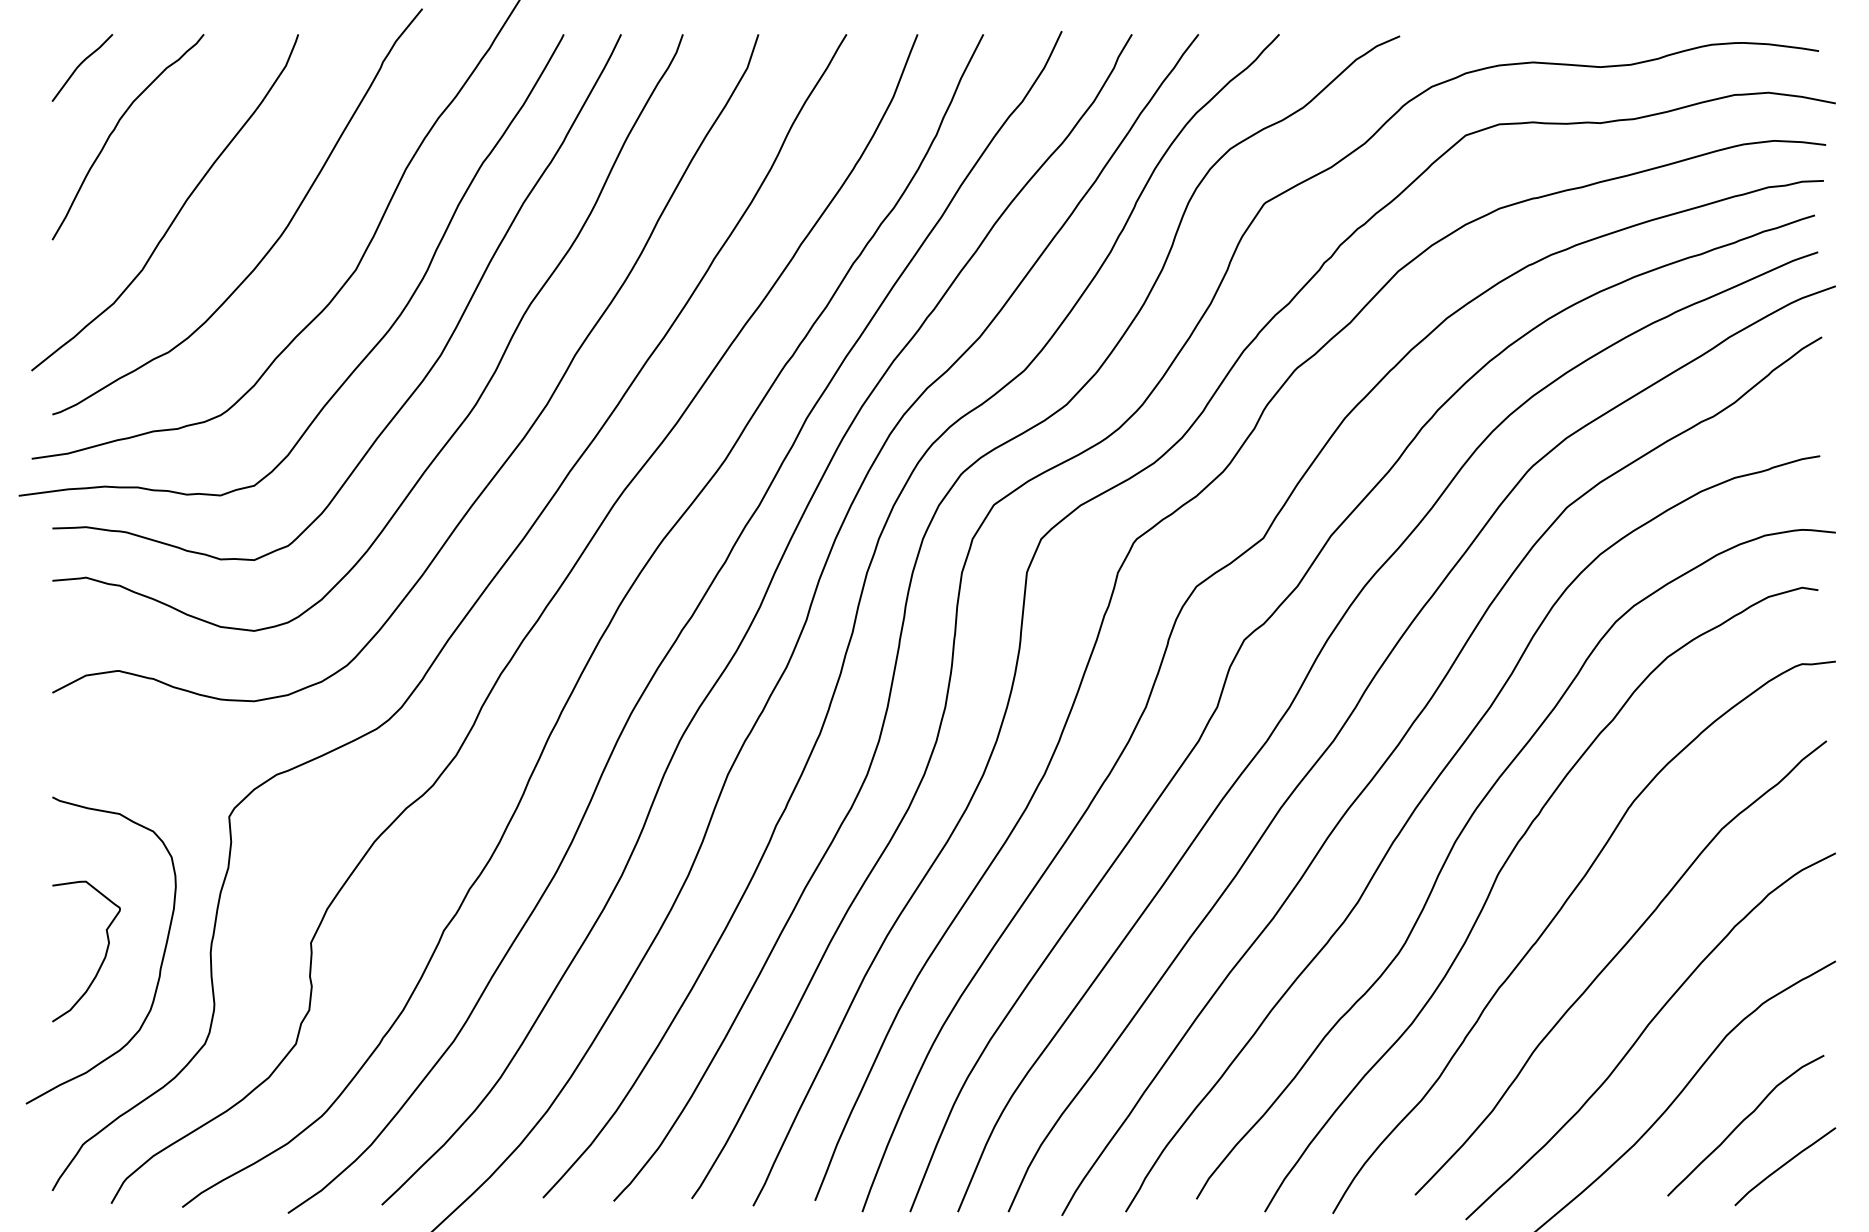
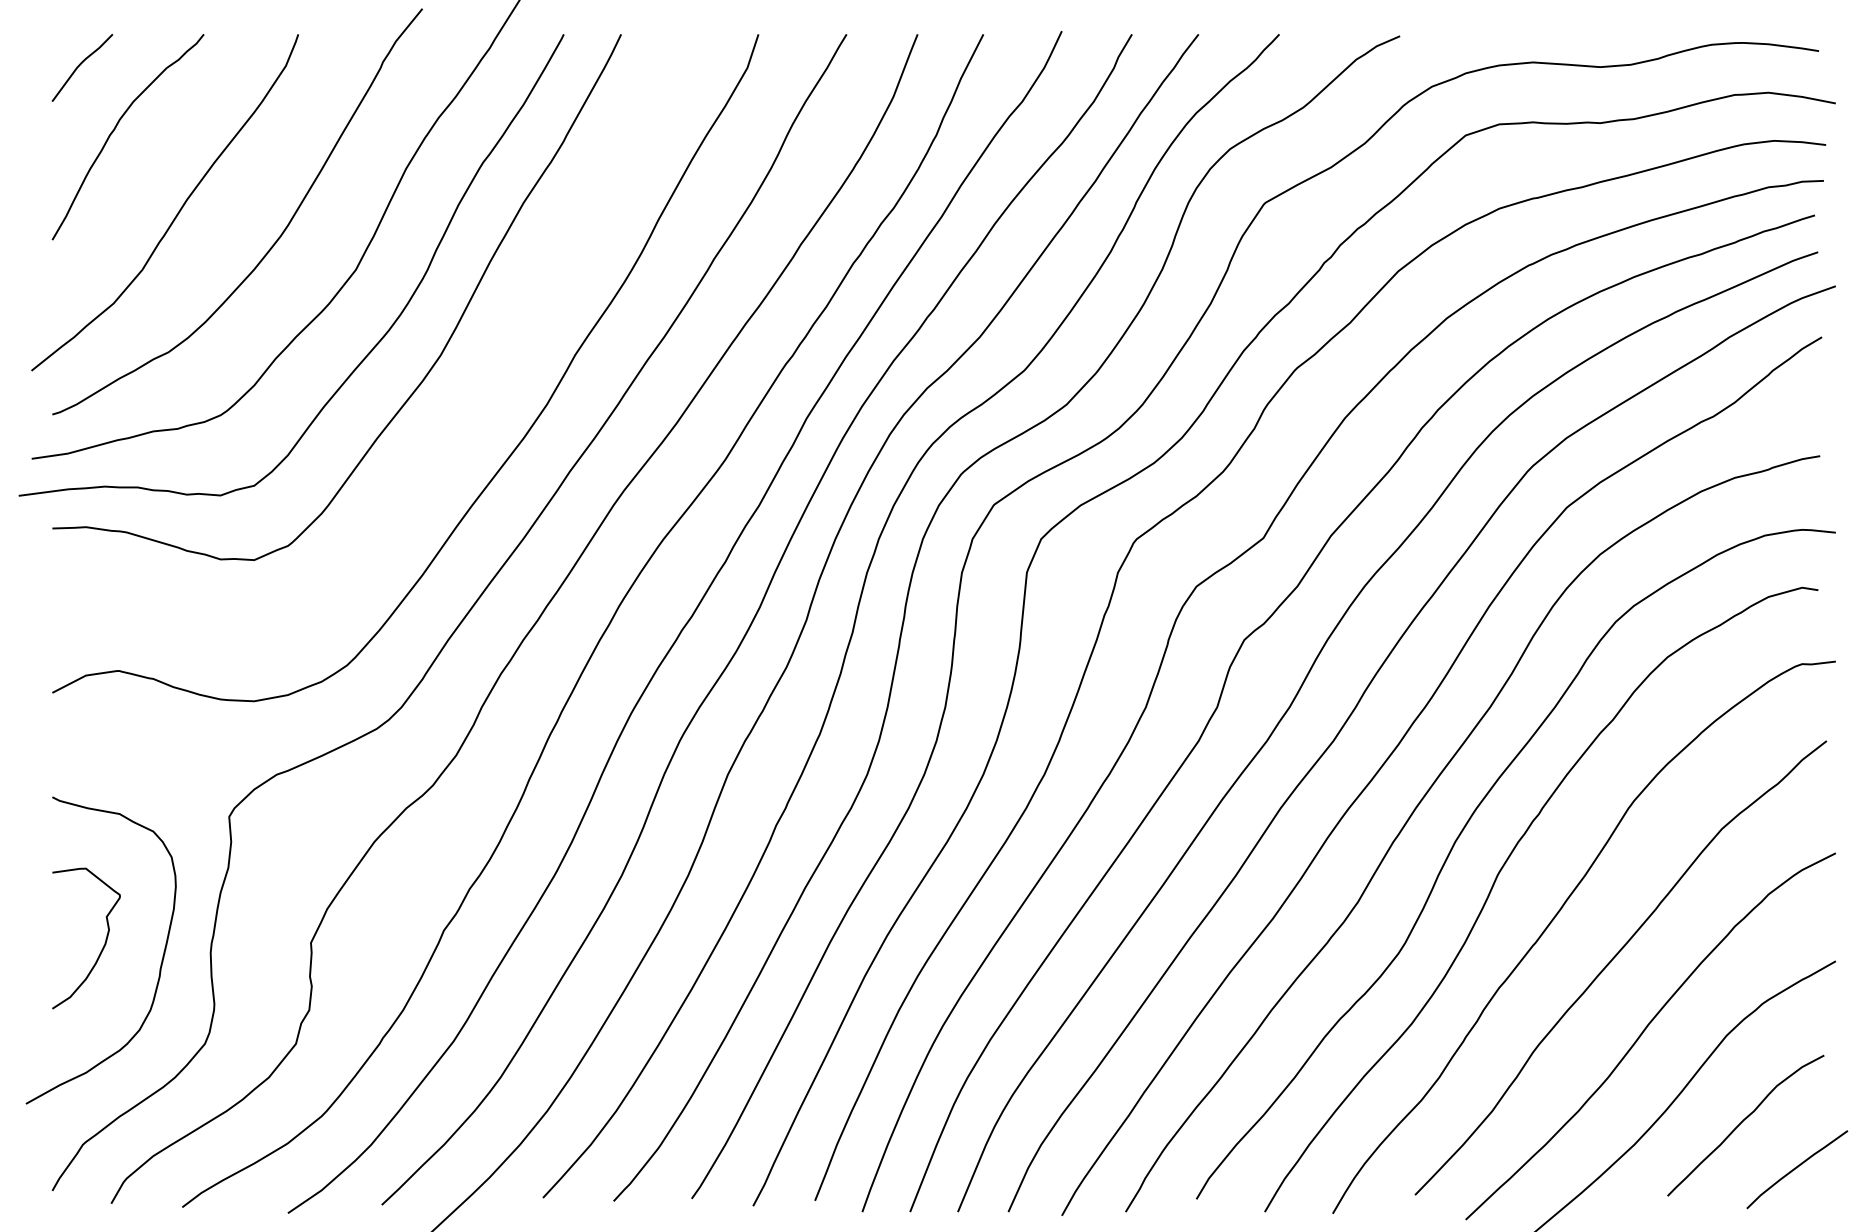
curve: present -> none (478, 397)
curve position: (102, 960) -> (102, 947) (102, 947)
curve position: (1785, 1165) -> (1797, 1168) (1797, 1168)
